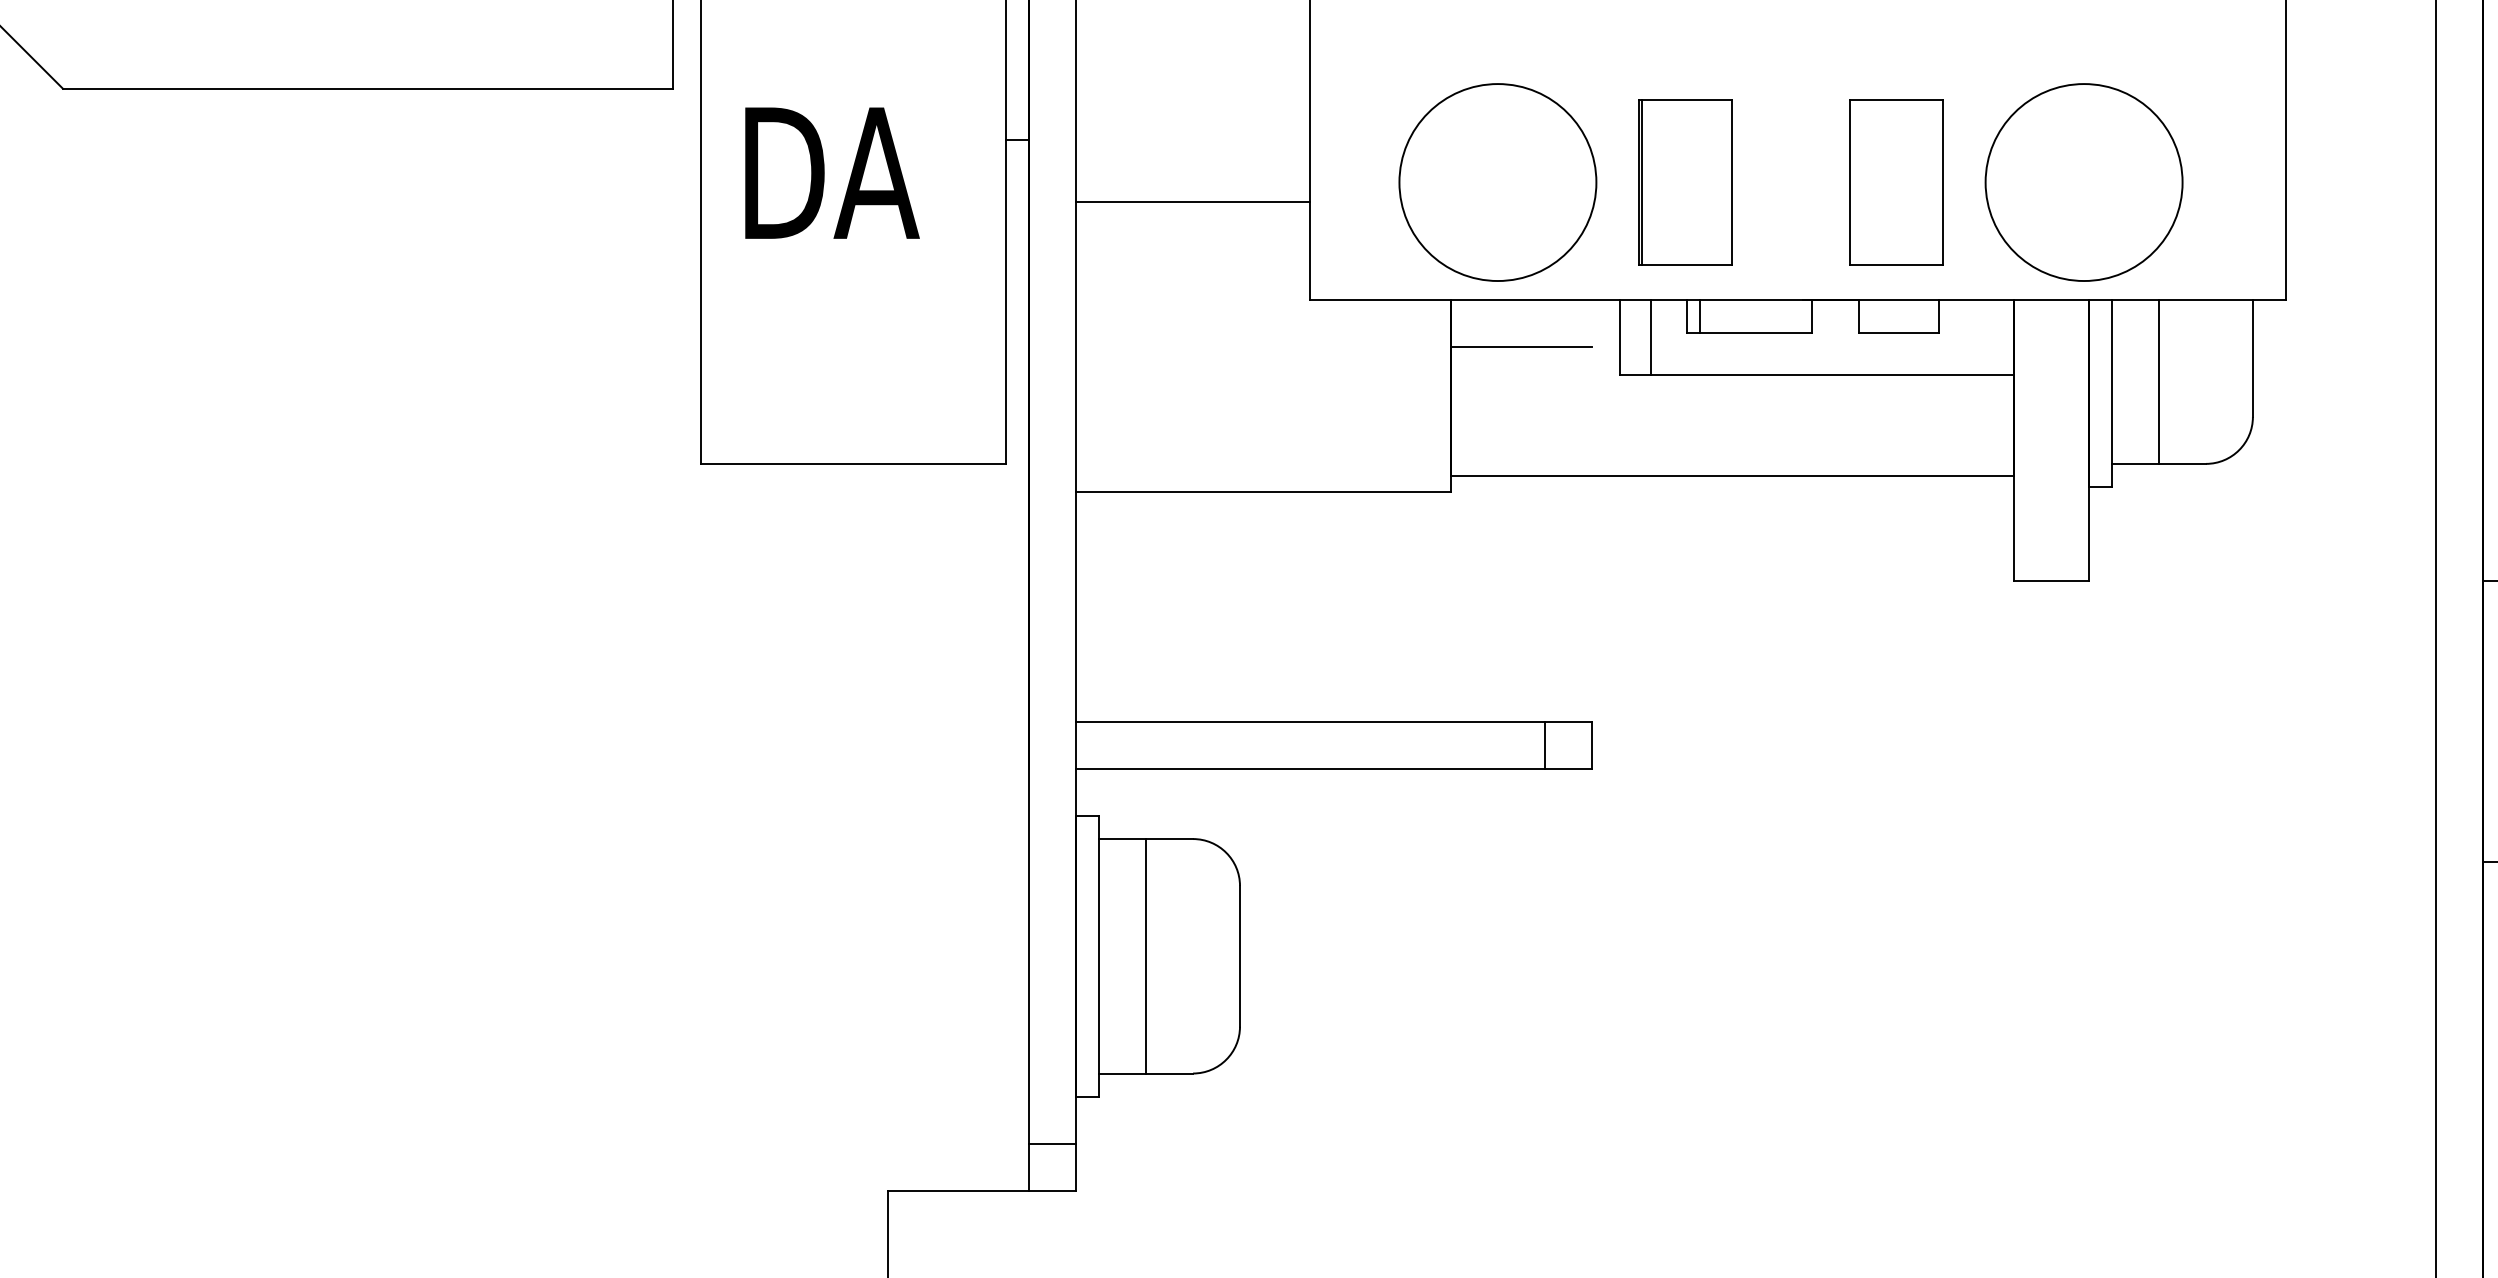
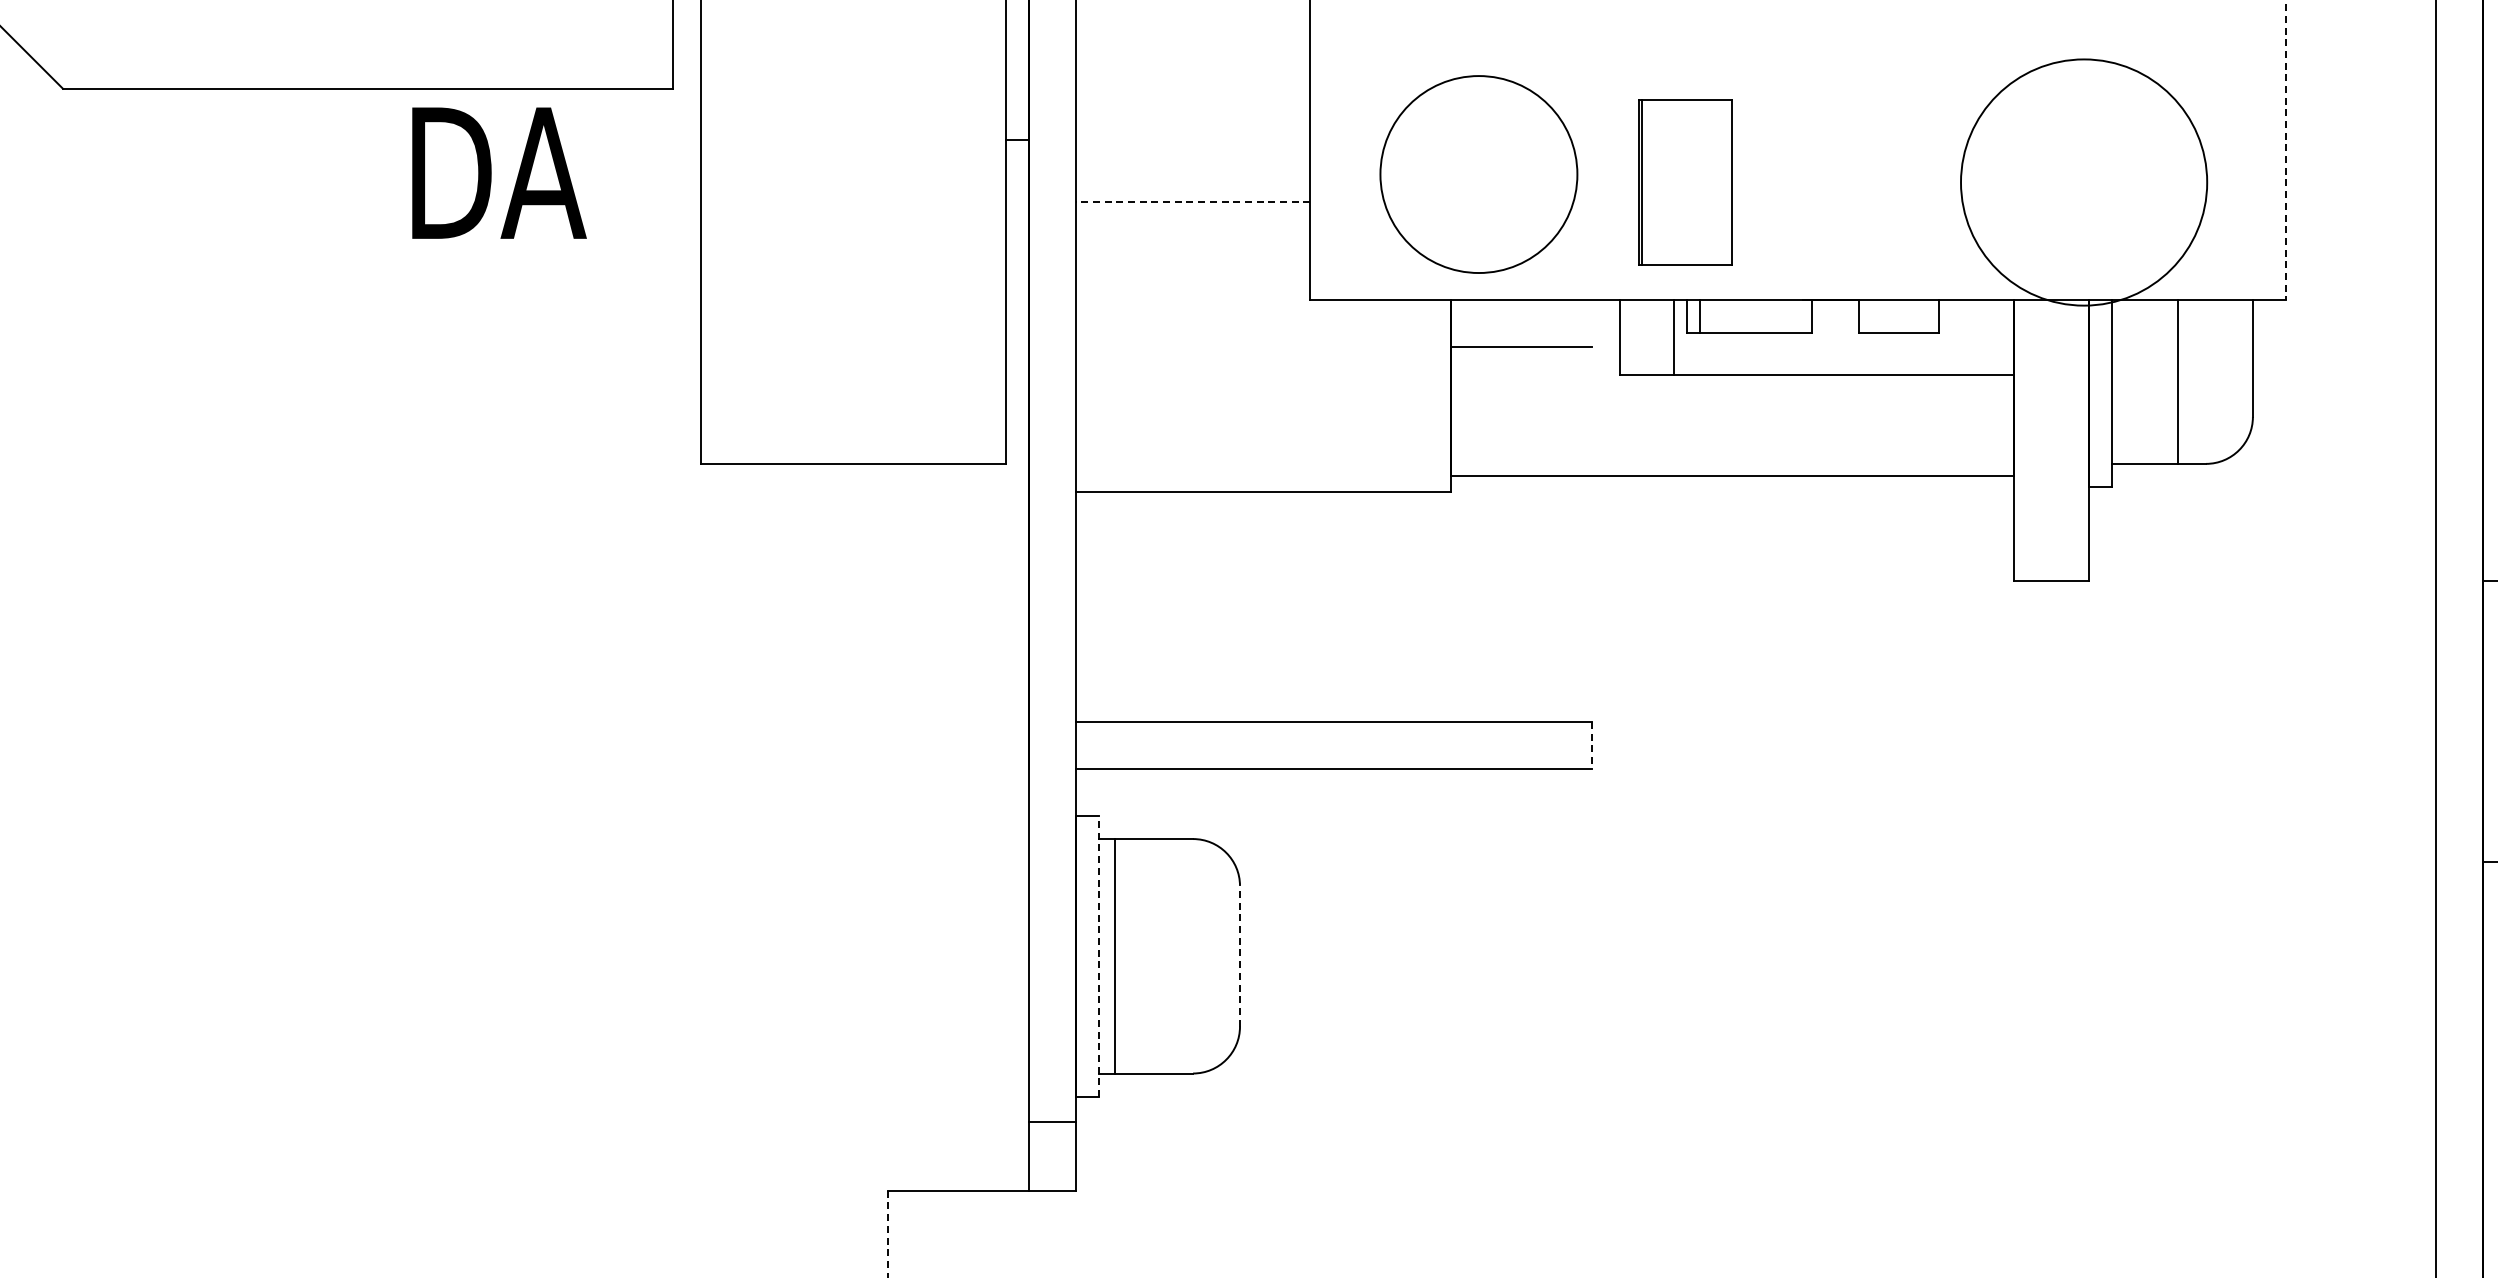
line: solid -> dashed (2285, 150)
text position: (832, 172) -> (499, 172) (499, 172)
circle position: (1497, 182) -> (1478, 174) (1478, 174)
part: present -> none (1896, 182)
circle diameter: 197 px -> 246 px (2084, 182)
line: solid -> dashed (1192, 201)
line position: (1651, 336) -> (1674, 336) (1674, 336)
line position: (2159, 381) -> (2178, 381) (2178, 381)
line: present -> none (1544, 744)
line: solid -> dashed (1591, 745)
line: solid -> dashed (1240, 955)
line: solid -> dashed (1099, 956)
line position: (1146, 956) -> (1115, 956) (1115, 956)
line position: (1051, 1143) -> (1051, 1121) (1051, 1121)
line: solid -> dashed (888, 1234)
